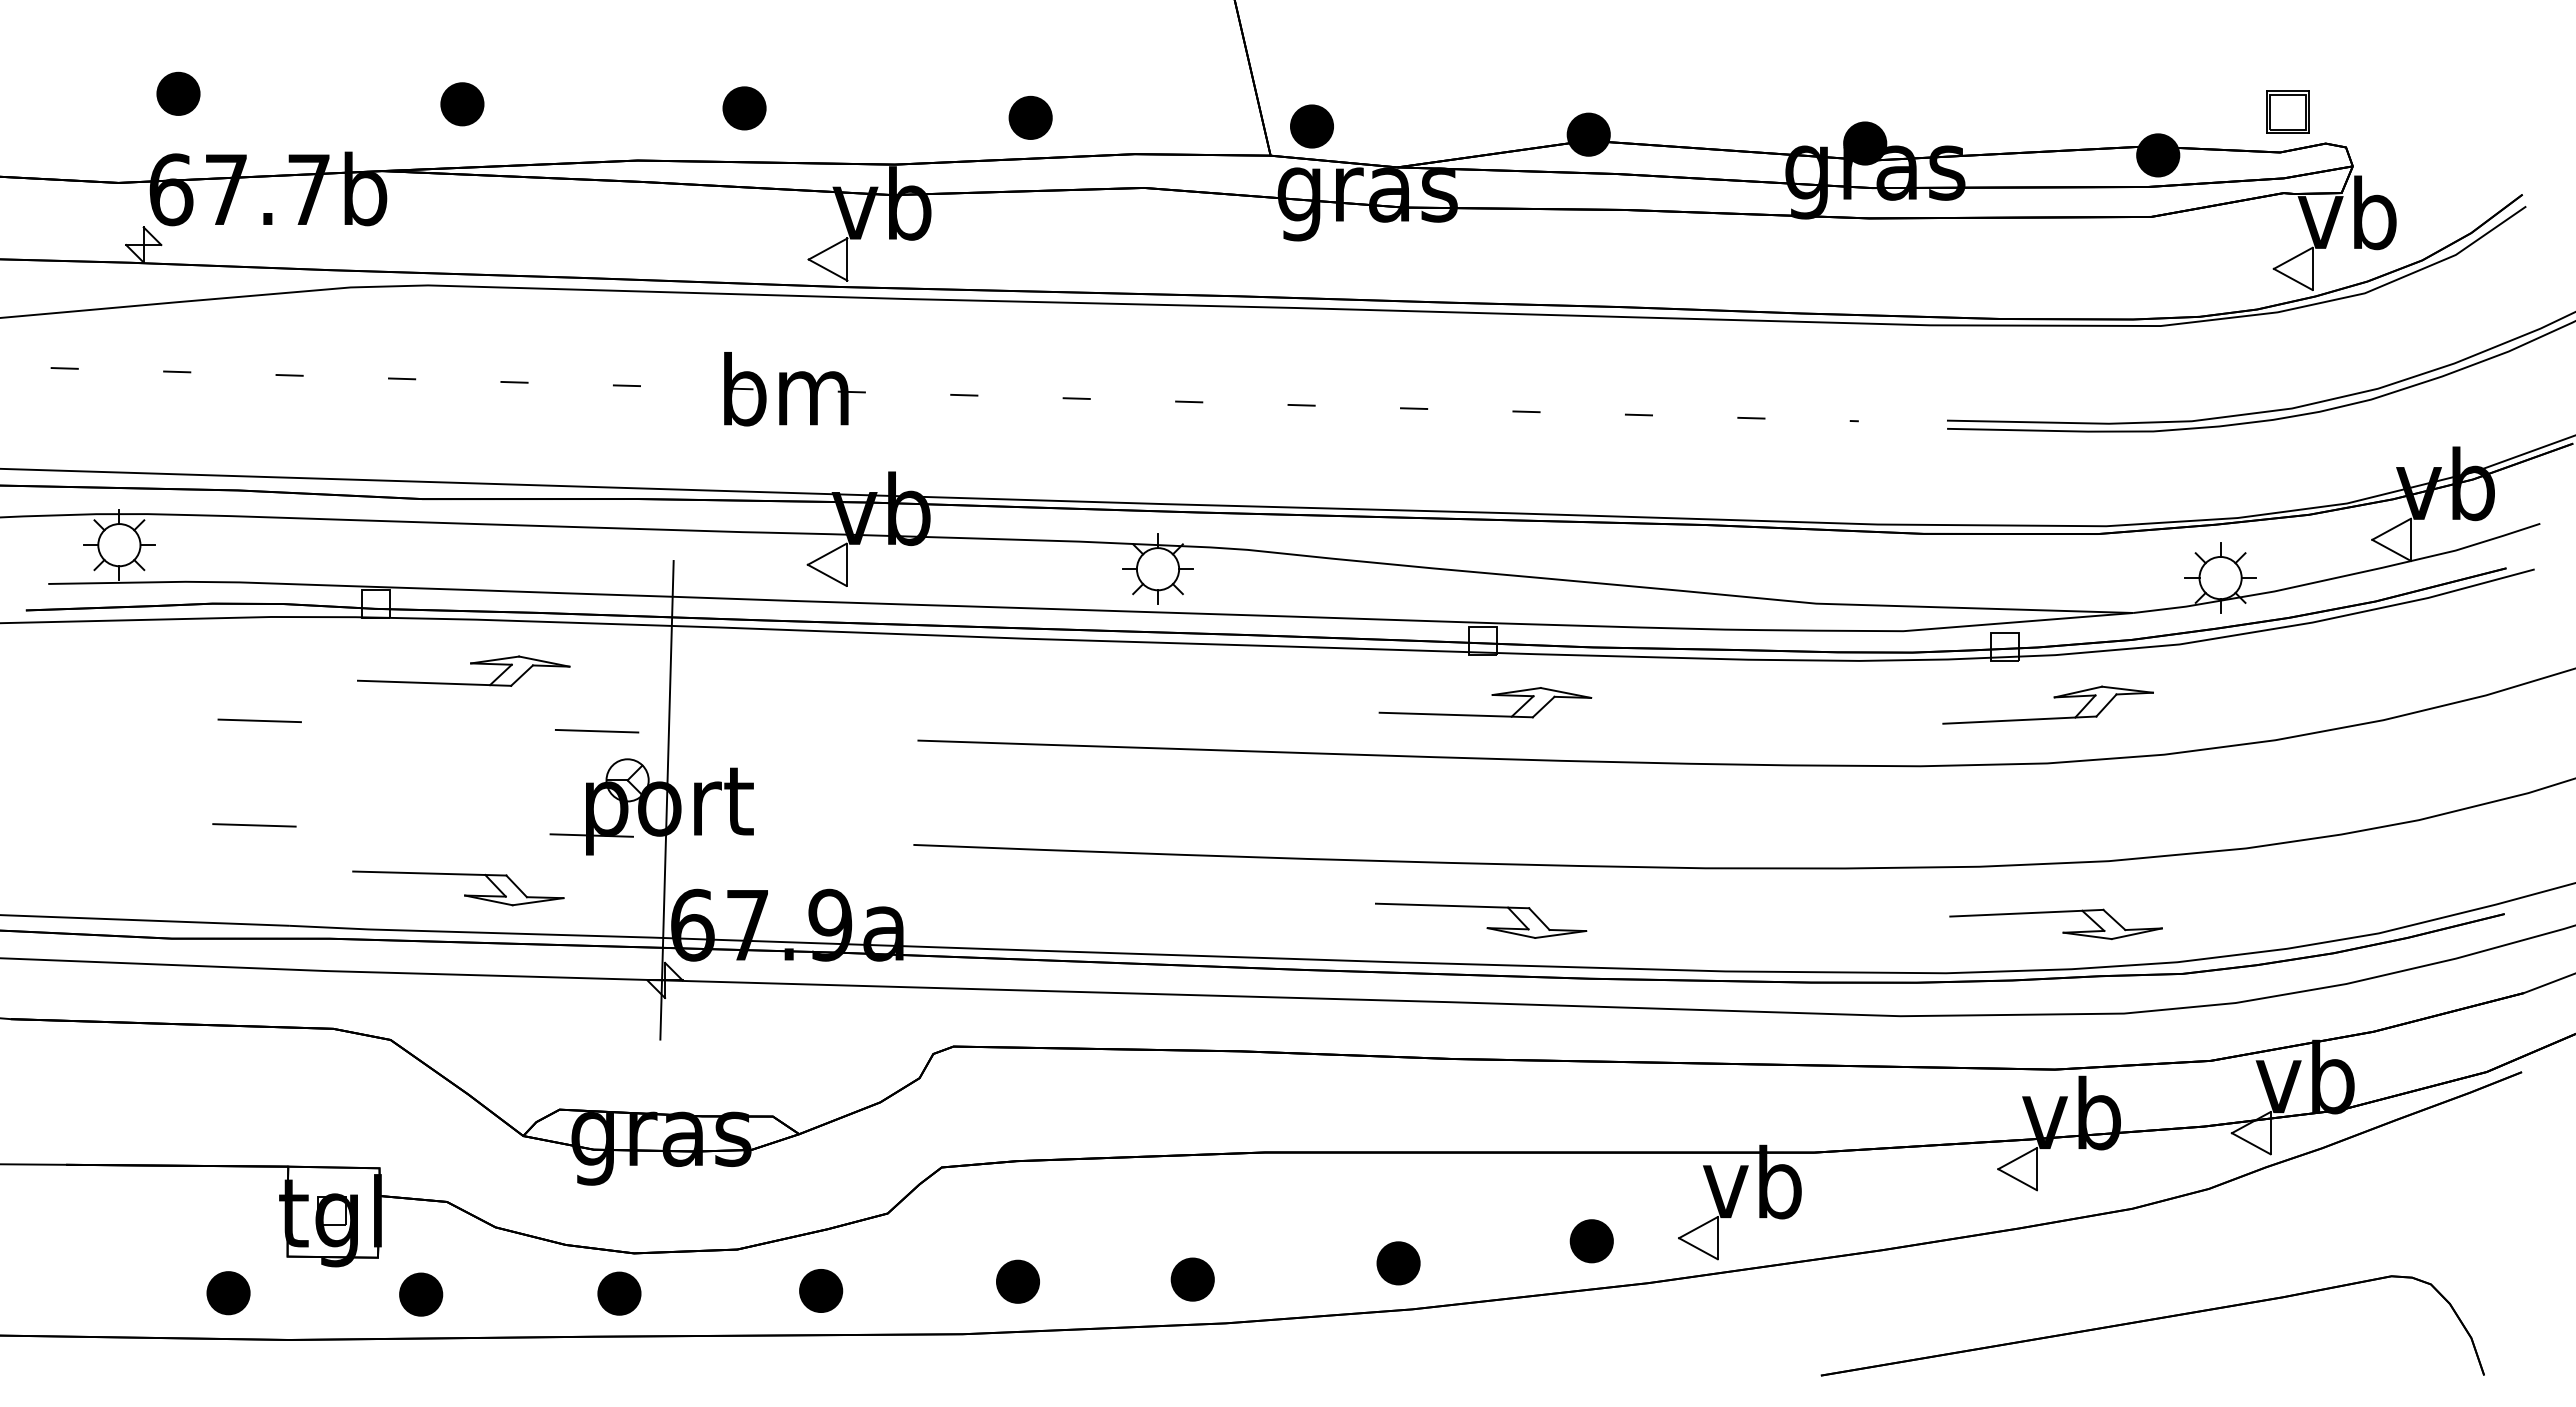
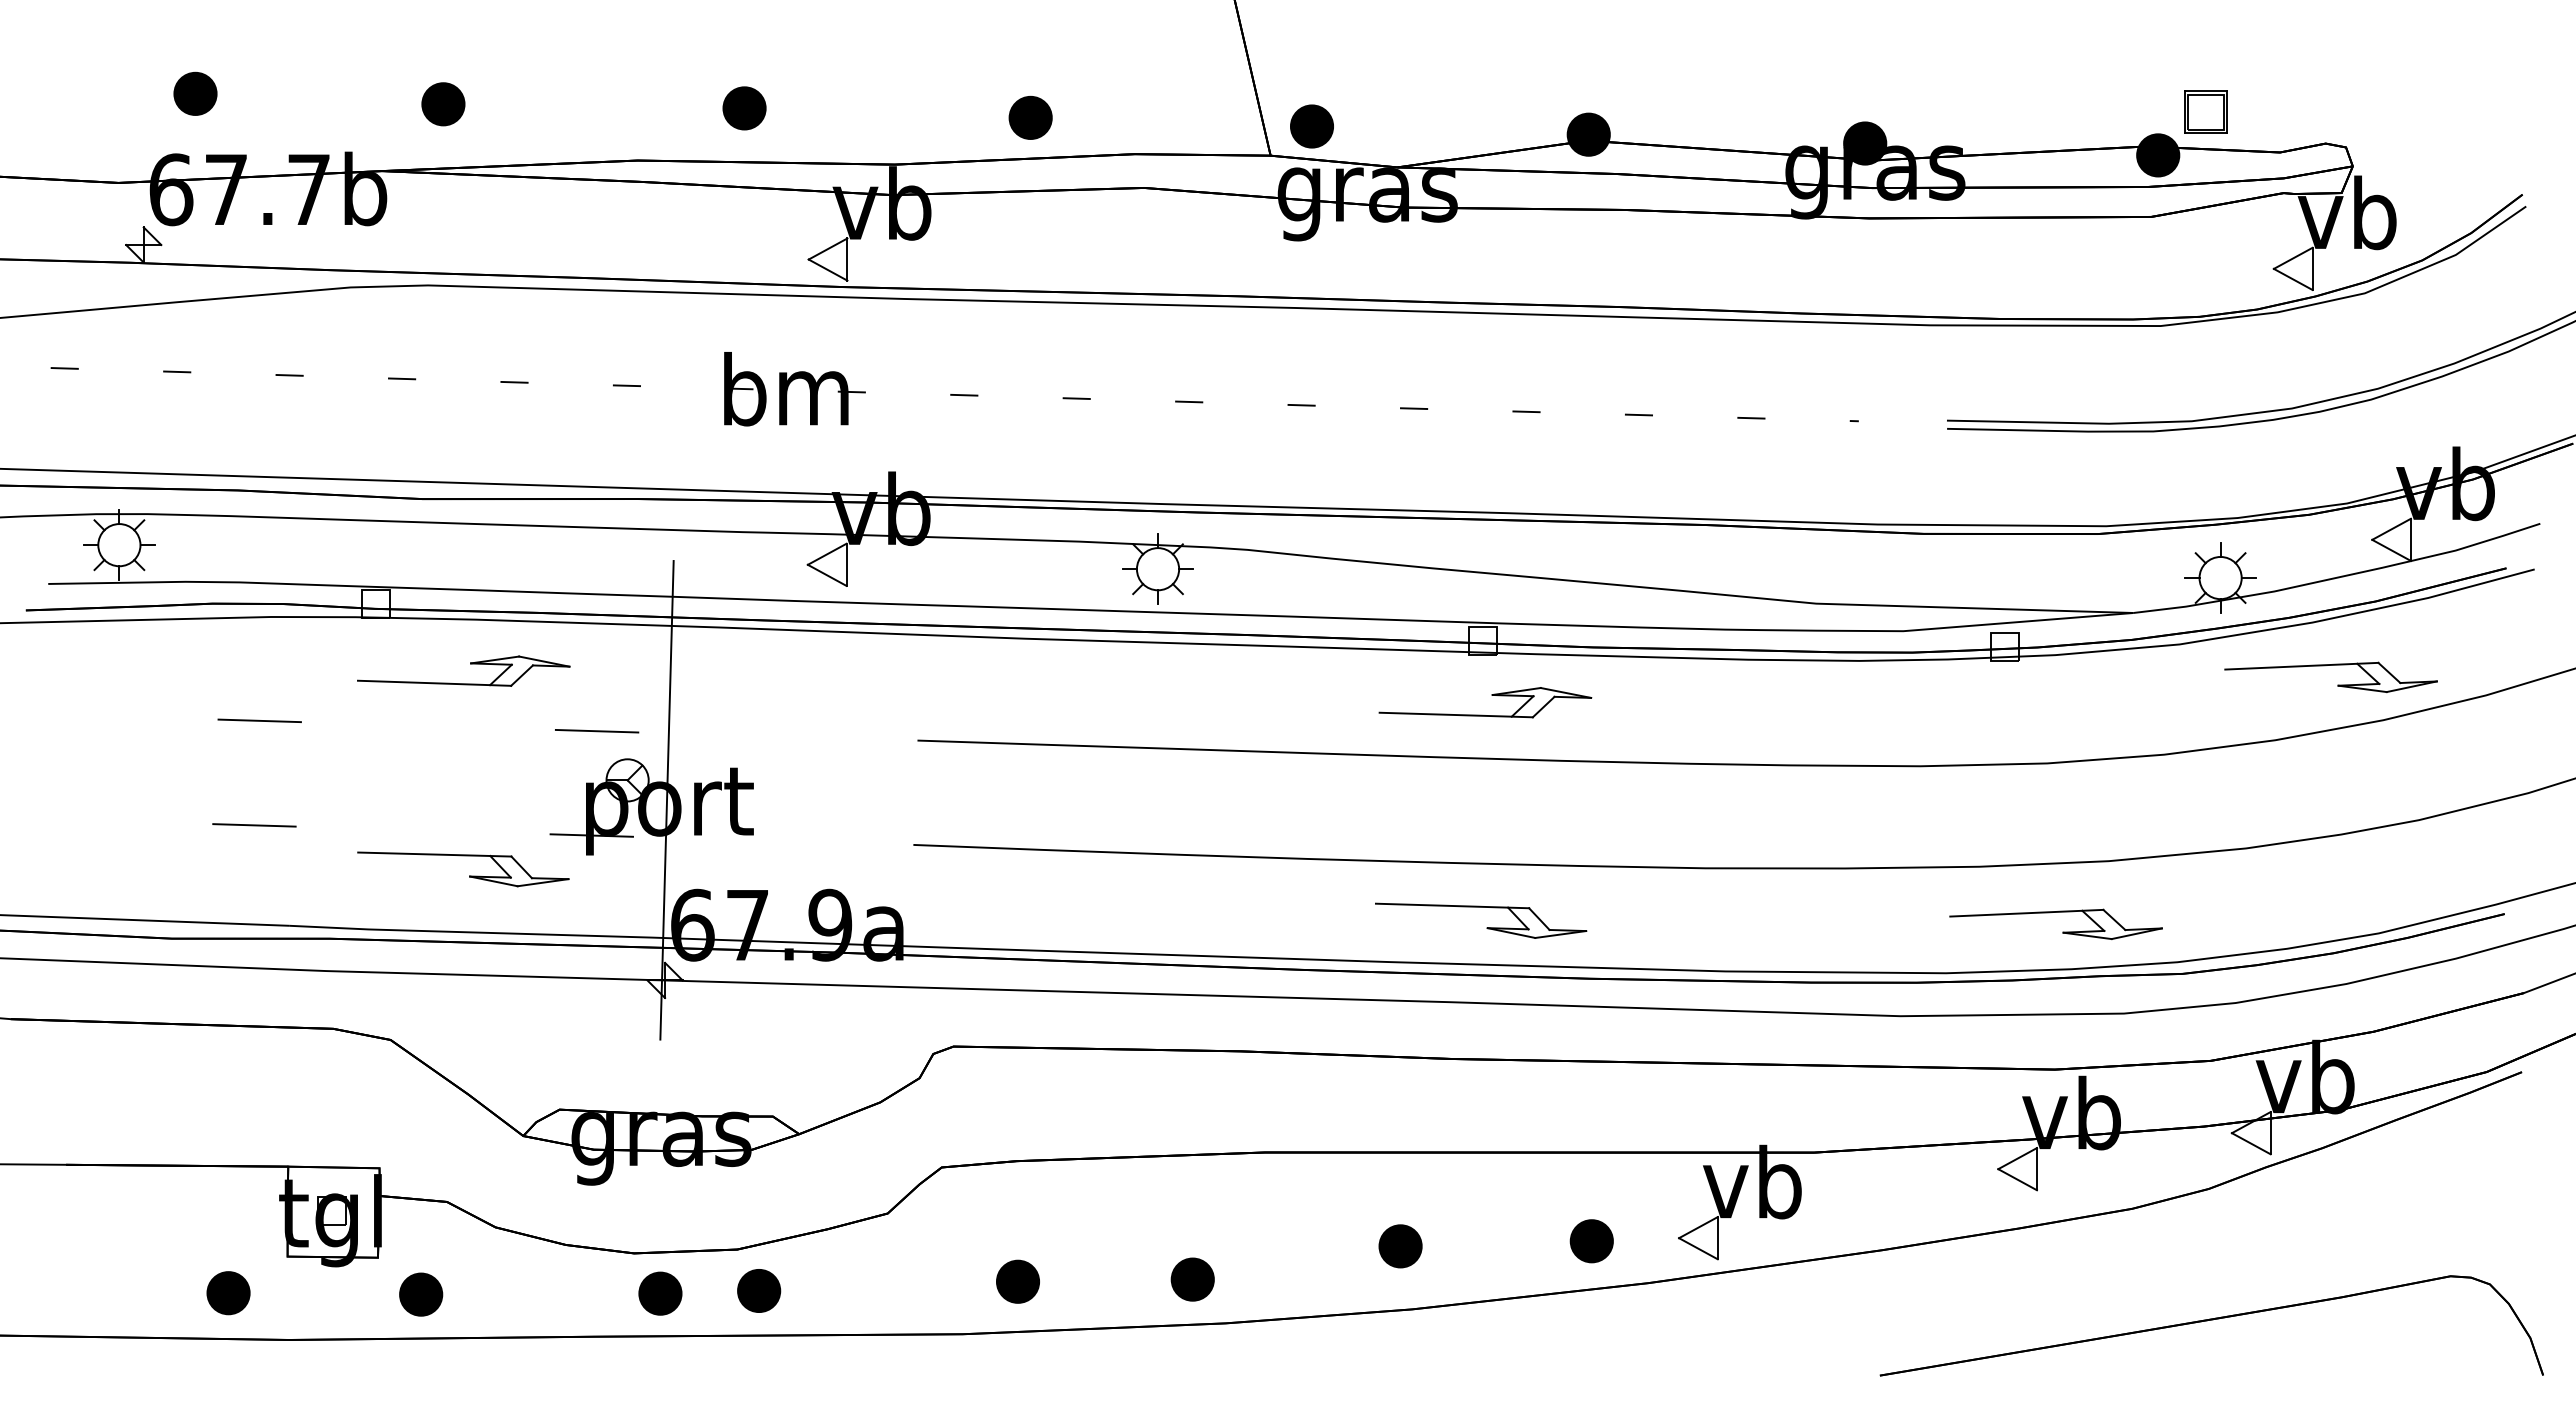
part position: (178, 93) -> (195, 93) (195, 93)
part position: (462, 104) -> (443, 104) (443, 104)
part position: (2287, 111) -> (2205, 111) (2205, 111)
part: none -> present (2337, 684)
part: present -> none (2053, 698)
part position: (464, 894) -> (469, 875) (469, 875)
part position: (1398, 1263) -> (1400, 1246) (1400, 1246)
part position: (821, 1290) -> (759, 1290) (759, 1290)
part position: (619, 1293) -> (660, 1293) (660, 1293)
part position: (2152, 1325) -> (2211, 1325) (2211, 1325)
